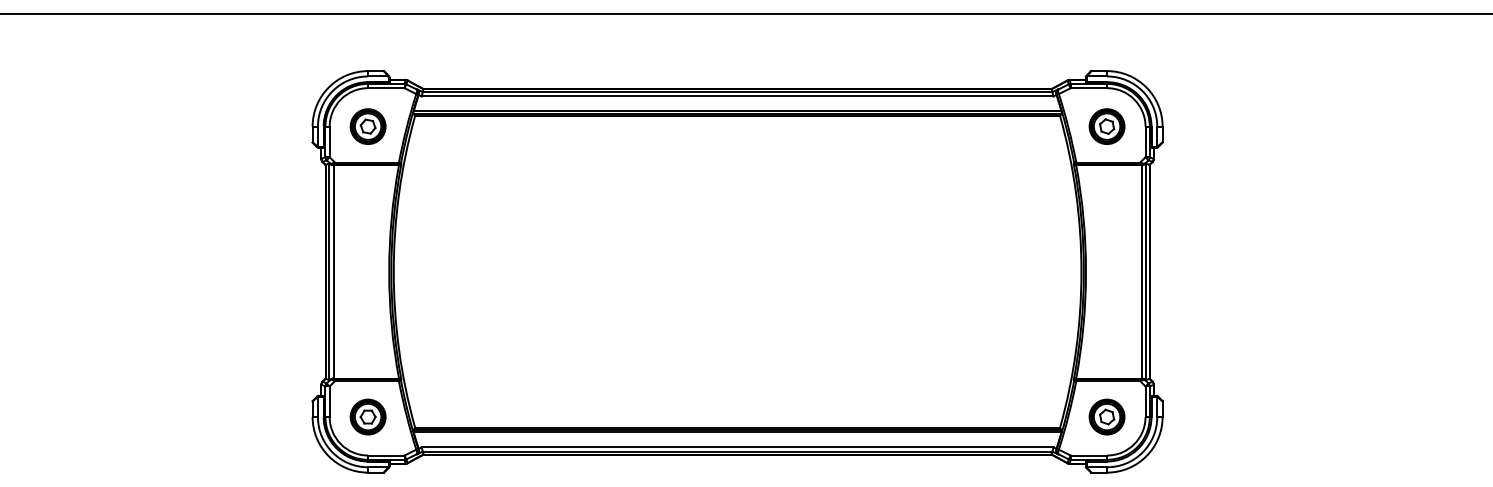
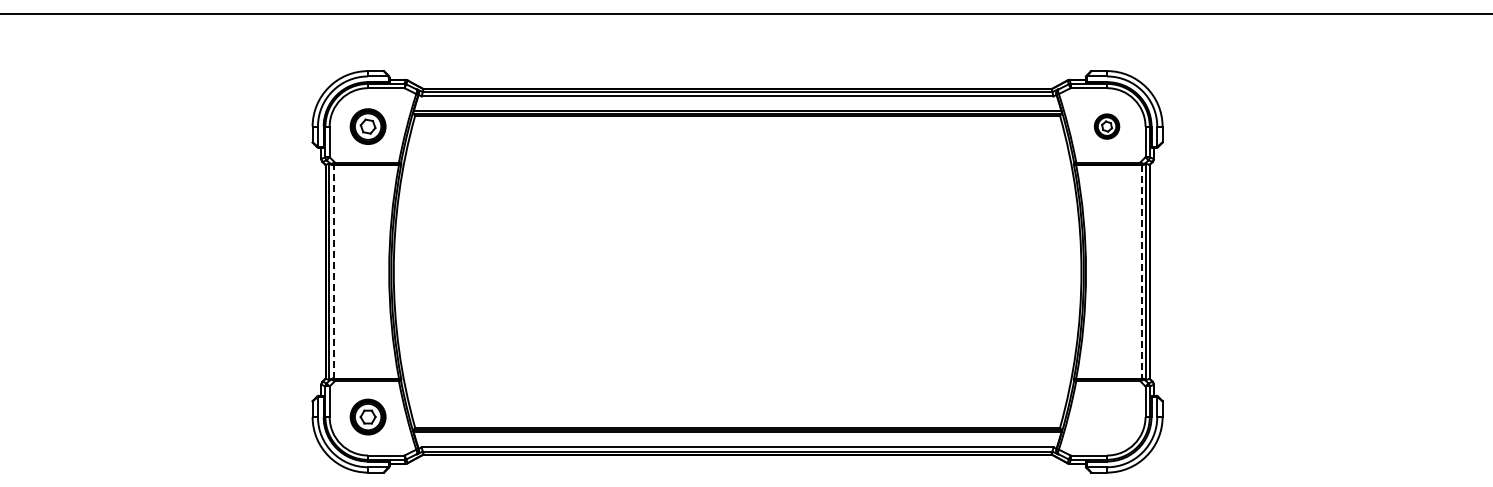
part size: 38x37 px -> 27x27 px (1107, 126)
line: solid -> dashed (333, 271)
line: solid -> dashed (1141, 271)
part: present -> none (1106, 416)
